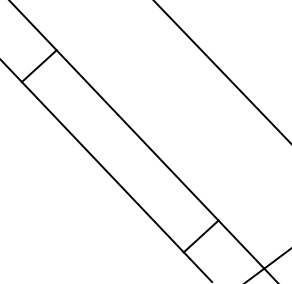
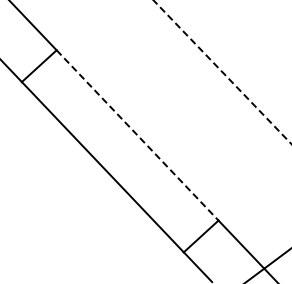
line: solid -> dashed (223, 72)
line: solid -> dashed (137, 135)
